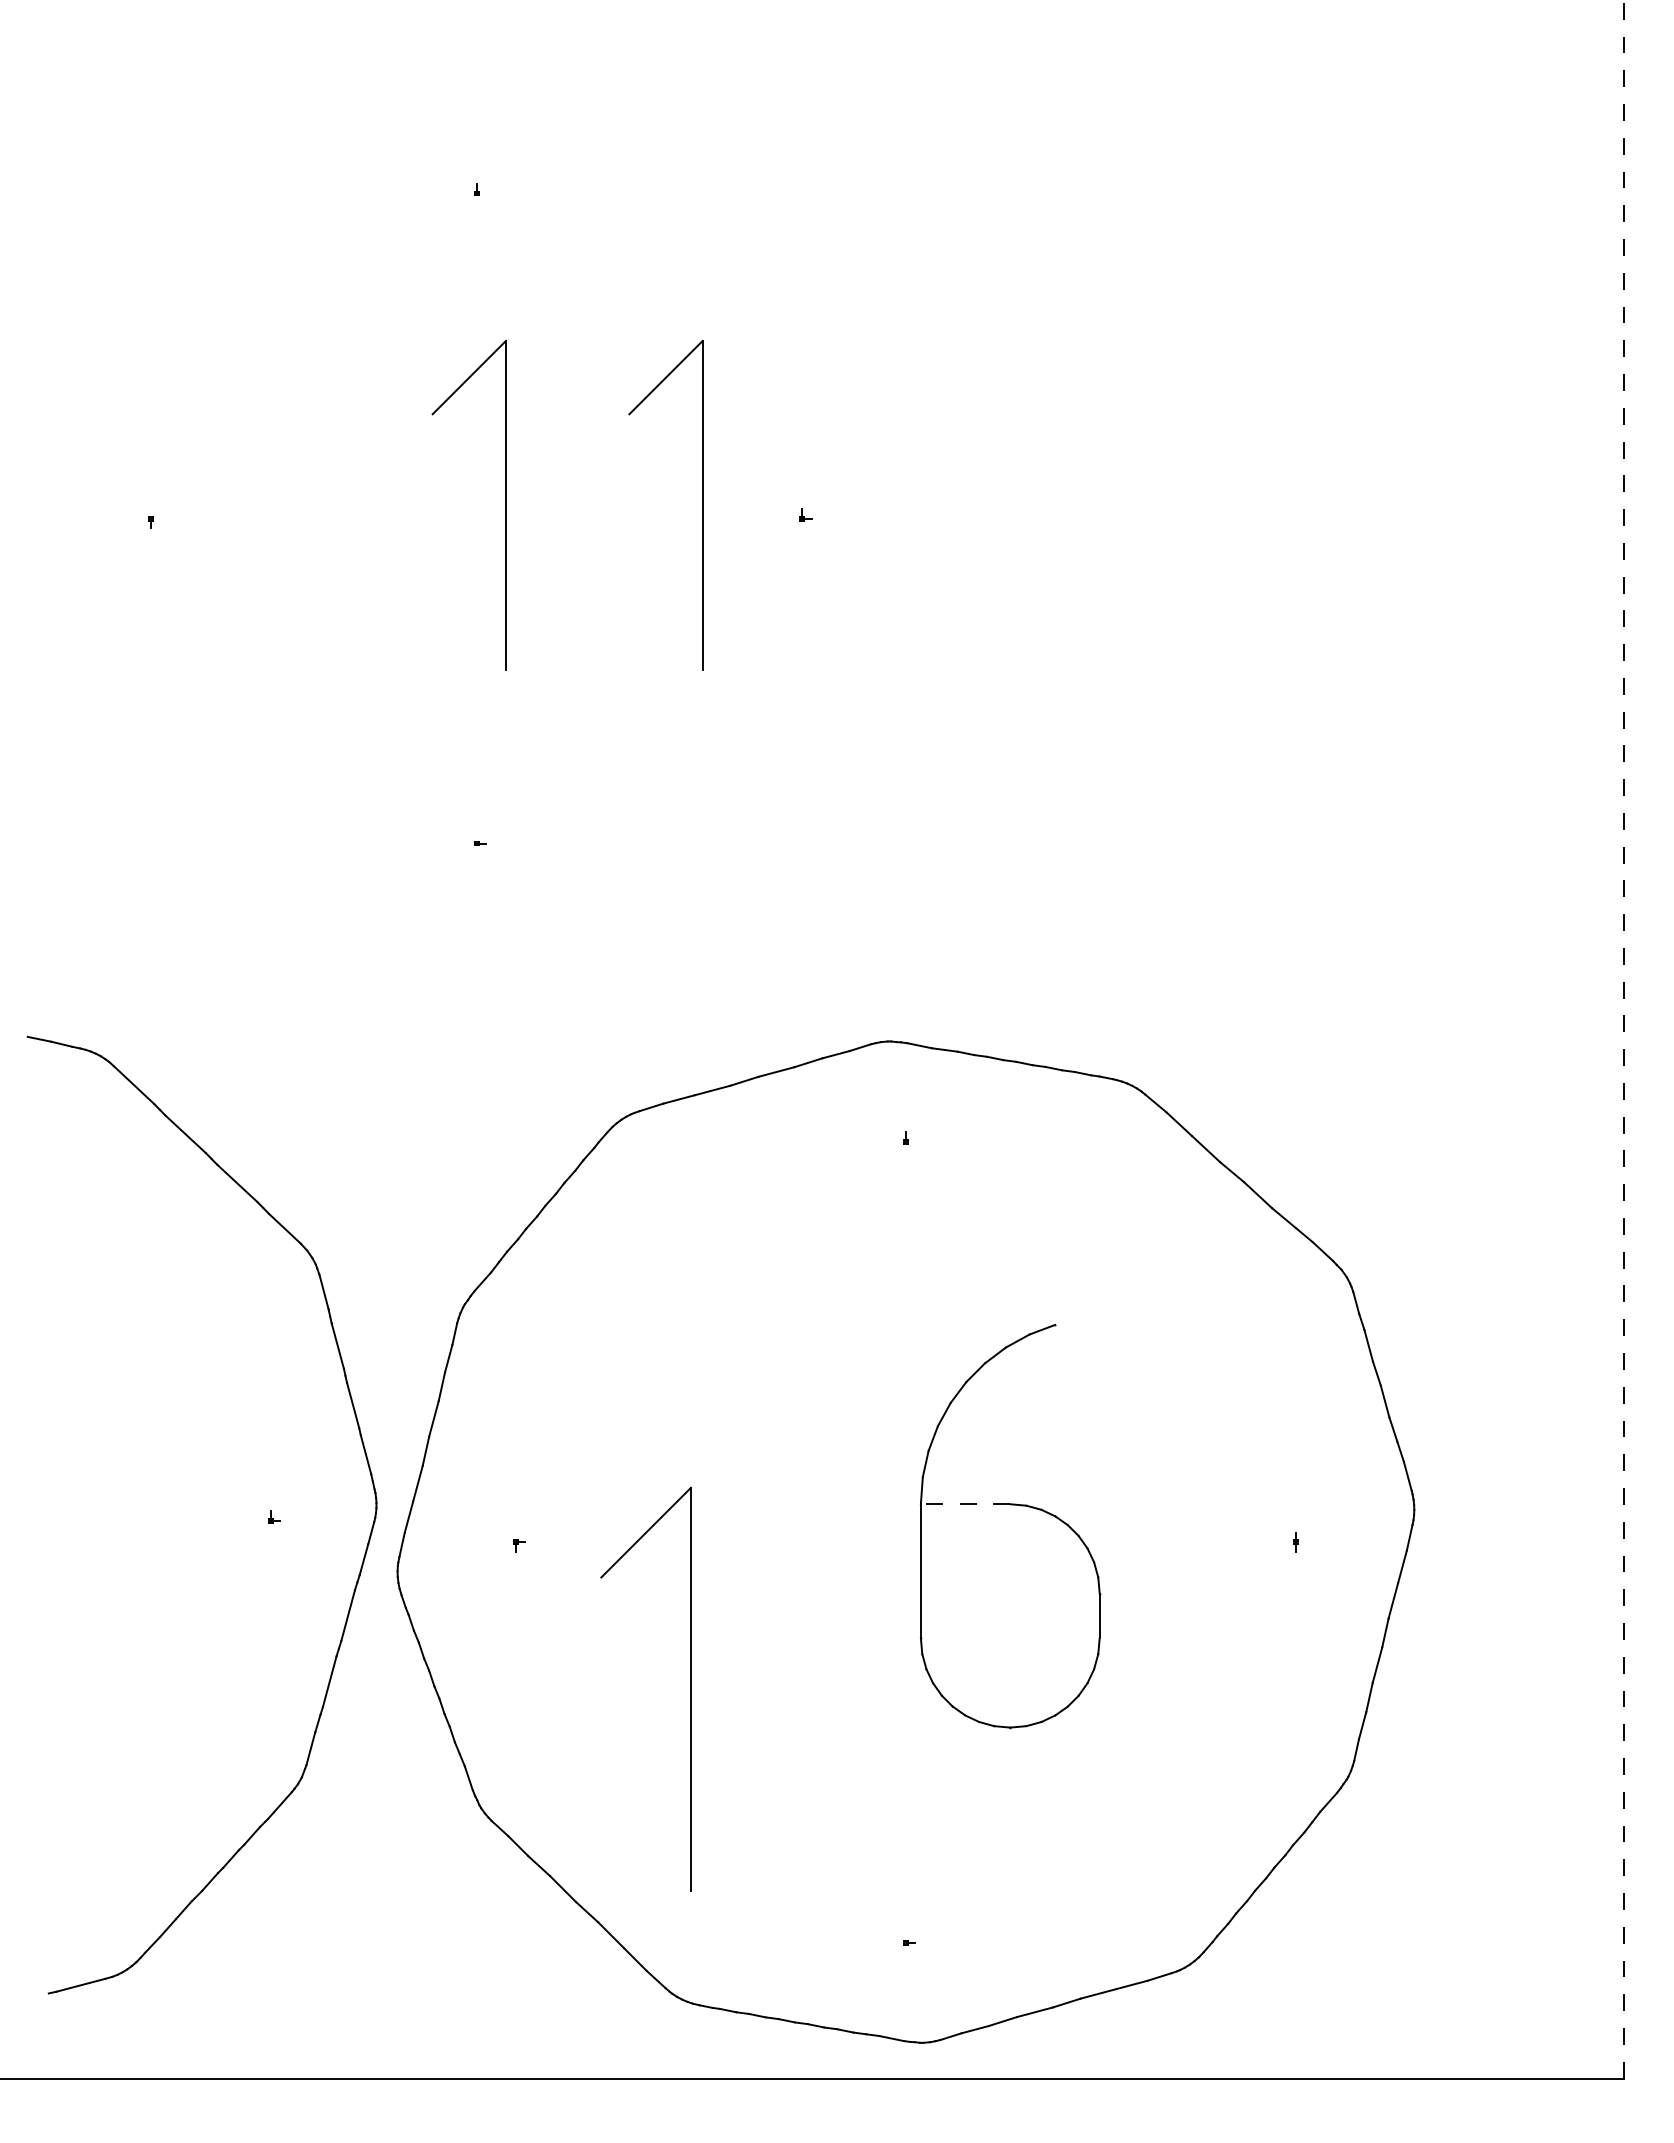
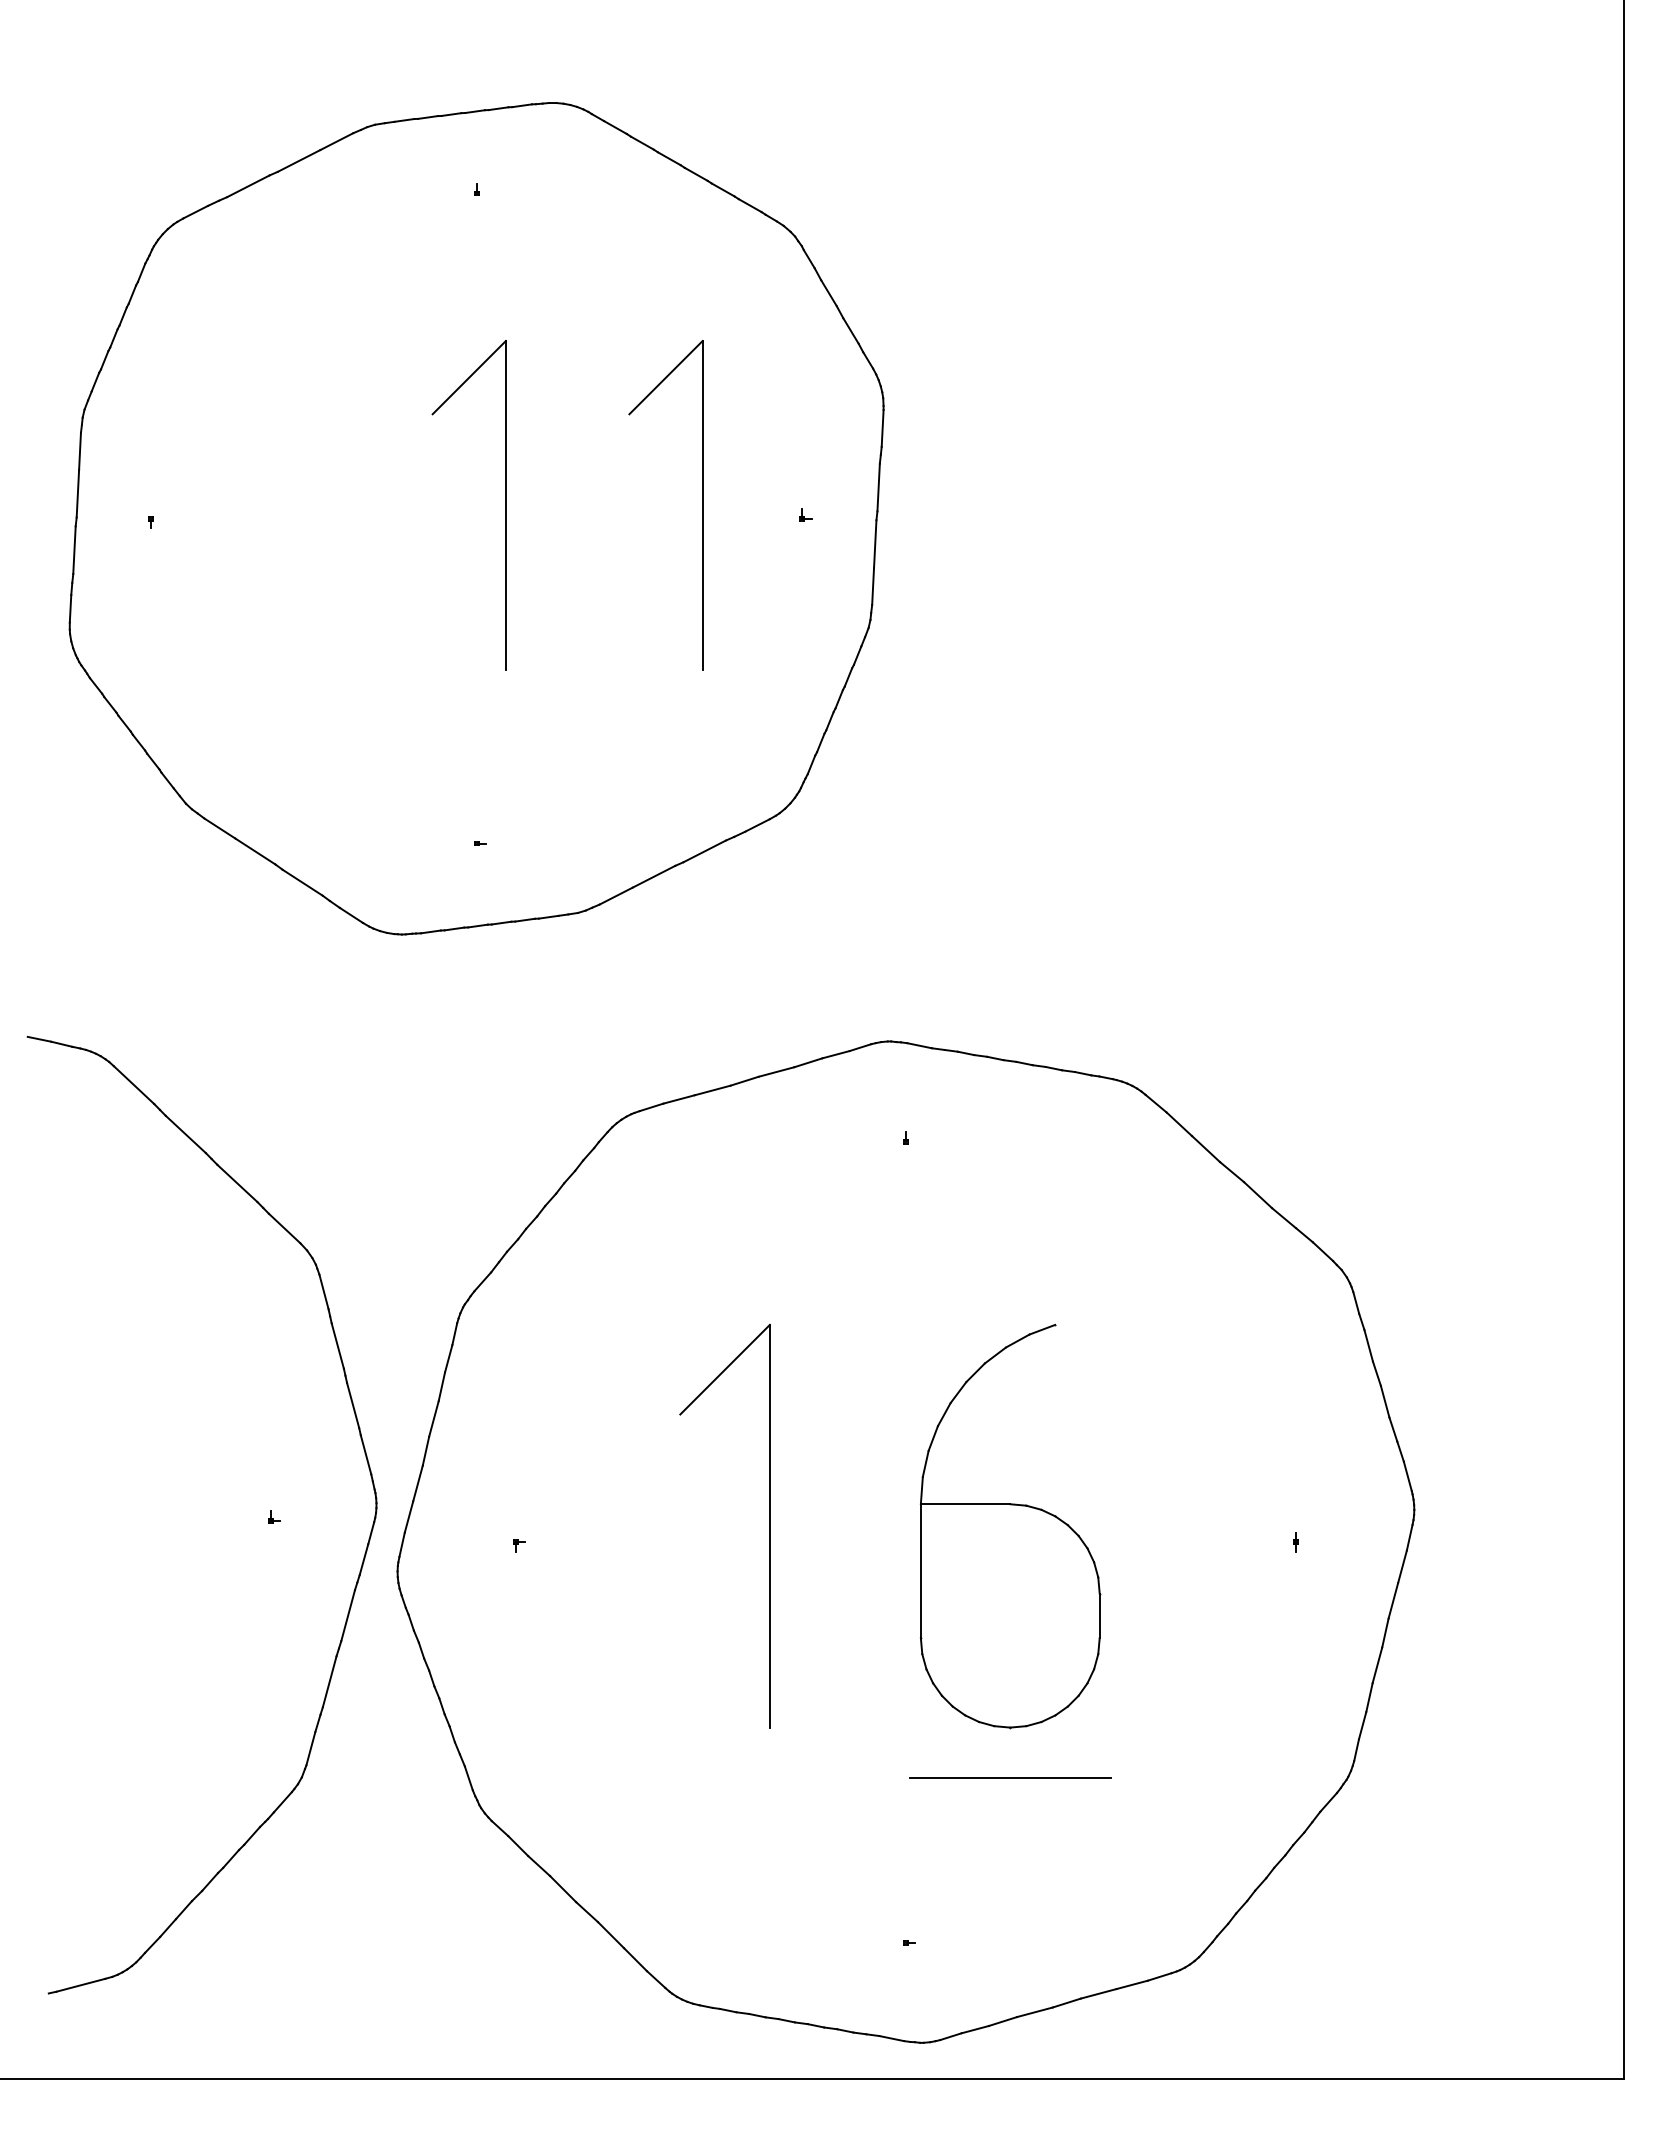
part: none -> present (476, 518)
line: dashed -> solid (1623, 1038)
line: dashed -> solid (965, 1504)
part position: (690, 1688) -> (769, 1525) (769, 1525)
line: none -> present (1010, 1777)
